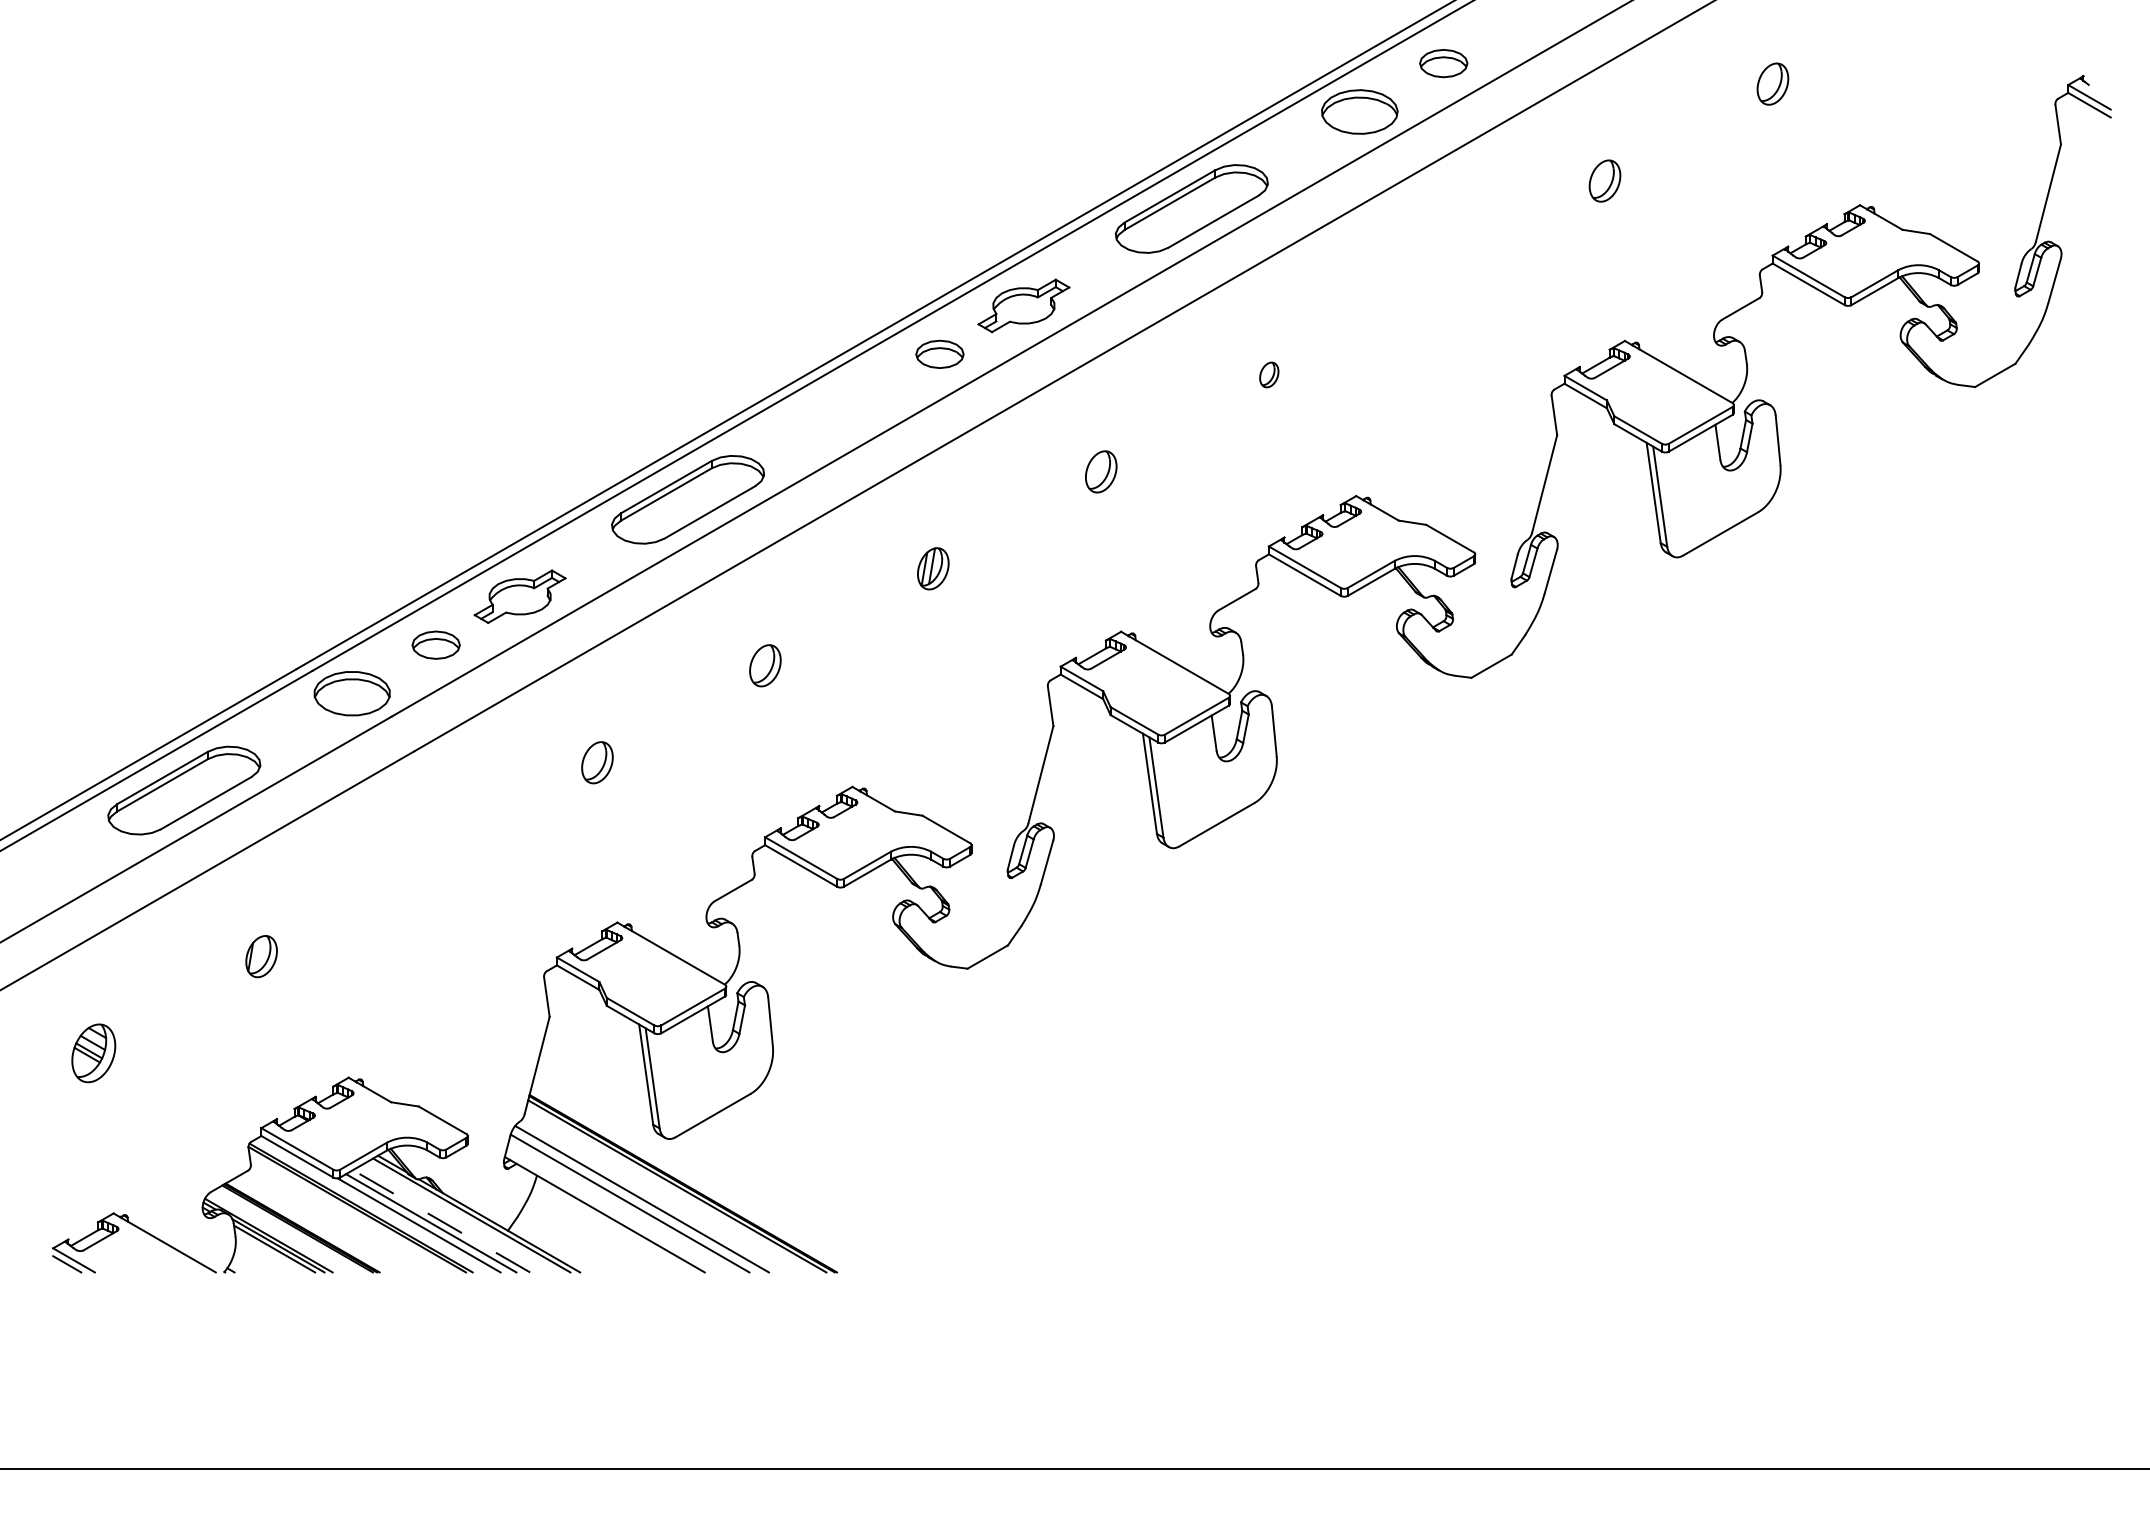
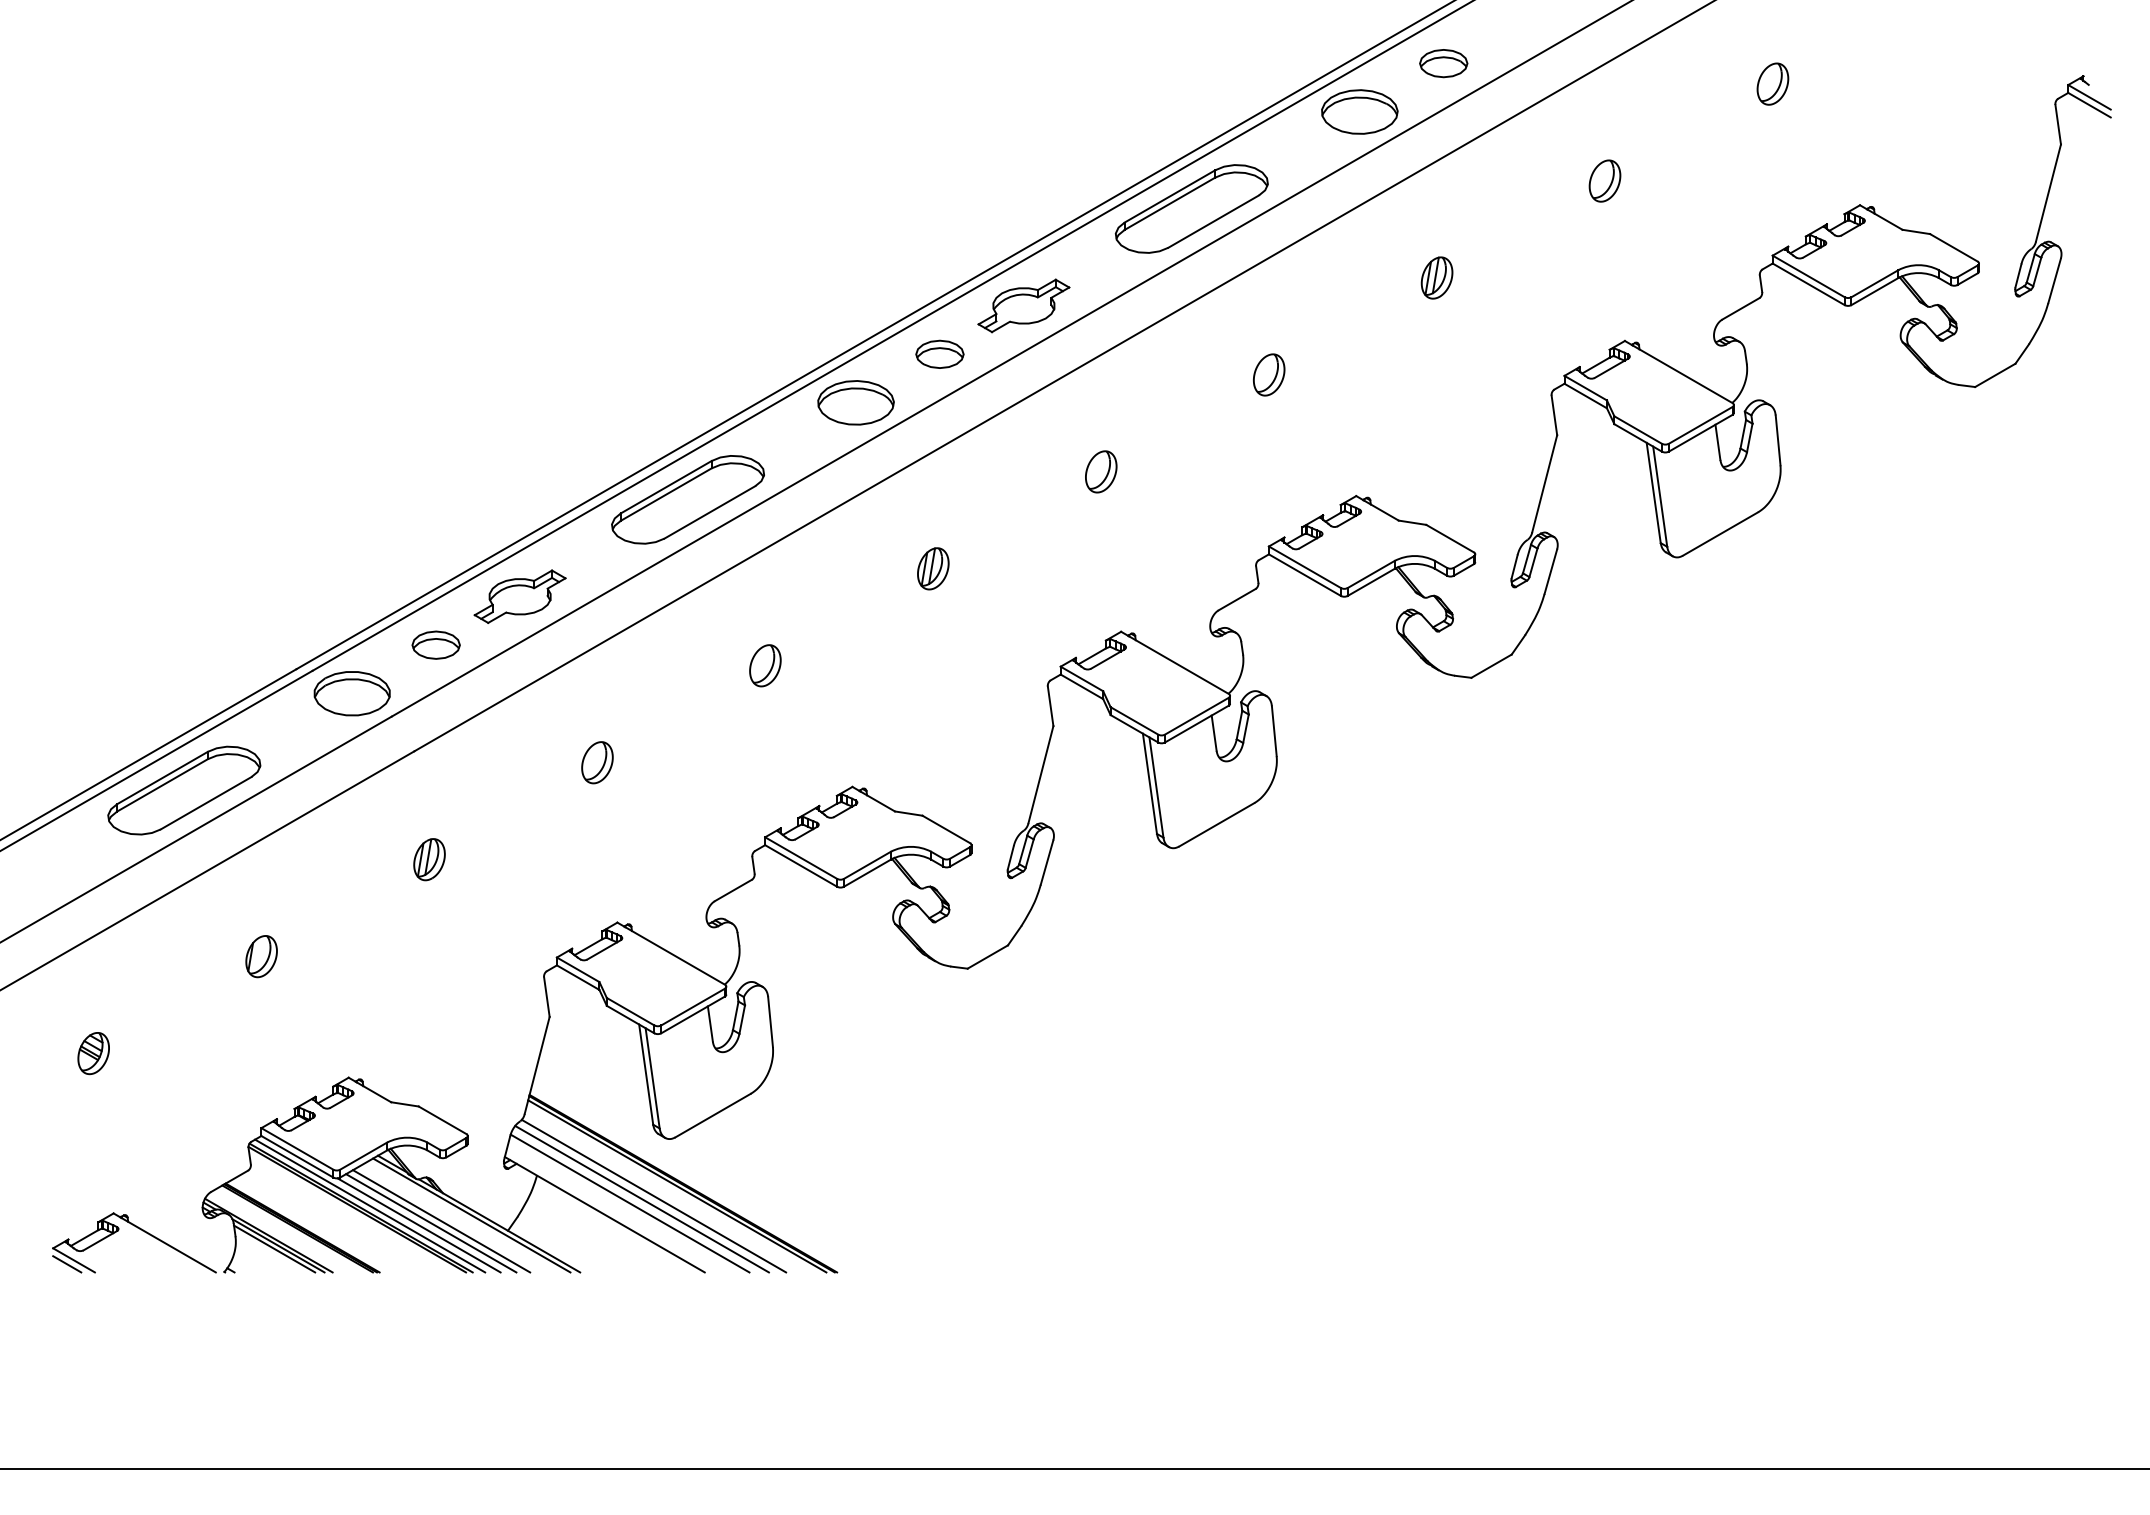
part: none -> present (1436, 277)
part size: 21x28 px -> 33x44 px (1269, 374)
part: none -> present (855, 402)
part: none -> present (429, 859)
part size: 46x61 px -> 33x44 px (93, 1053)
line: none -> present (653, 1195)
line: none -> present (370, 1205)
line: dashed -> solid (441, 1221)
